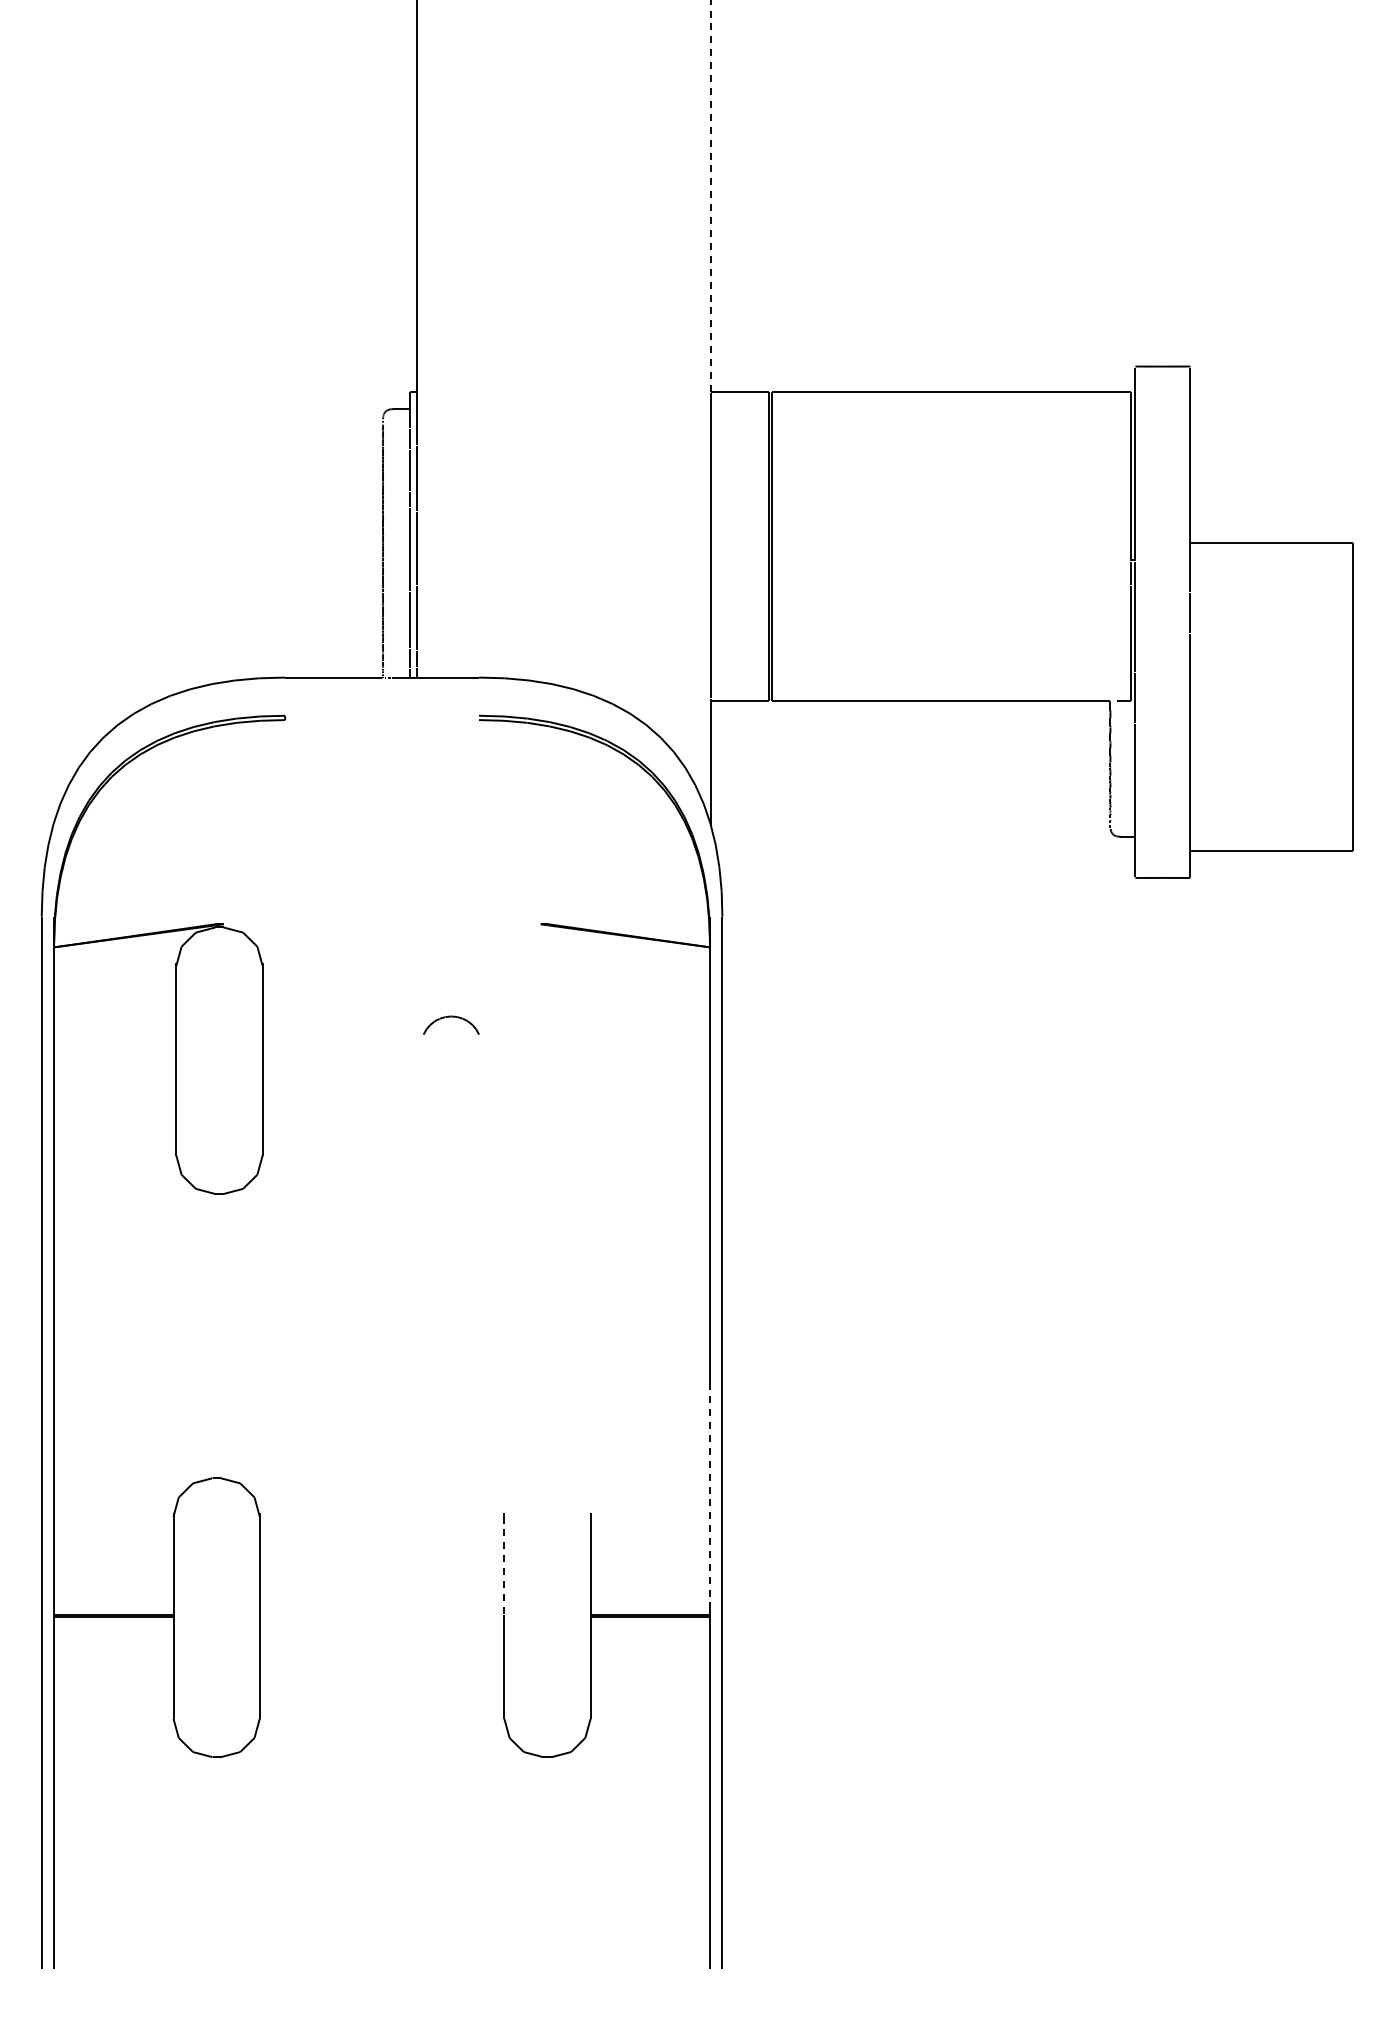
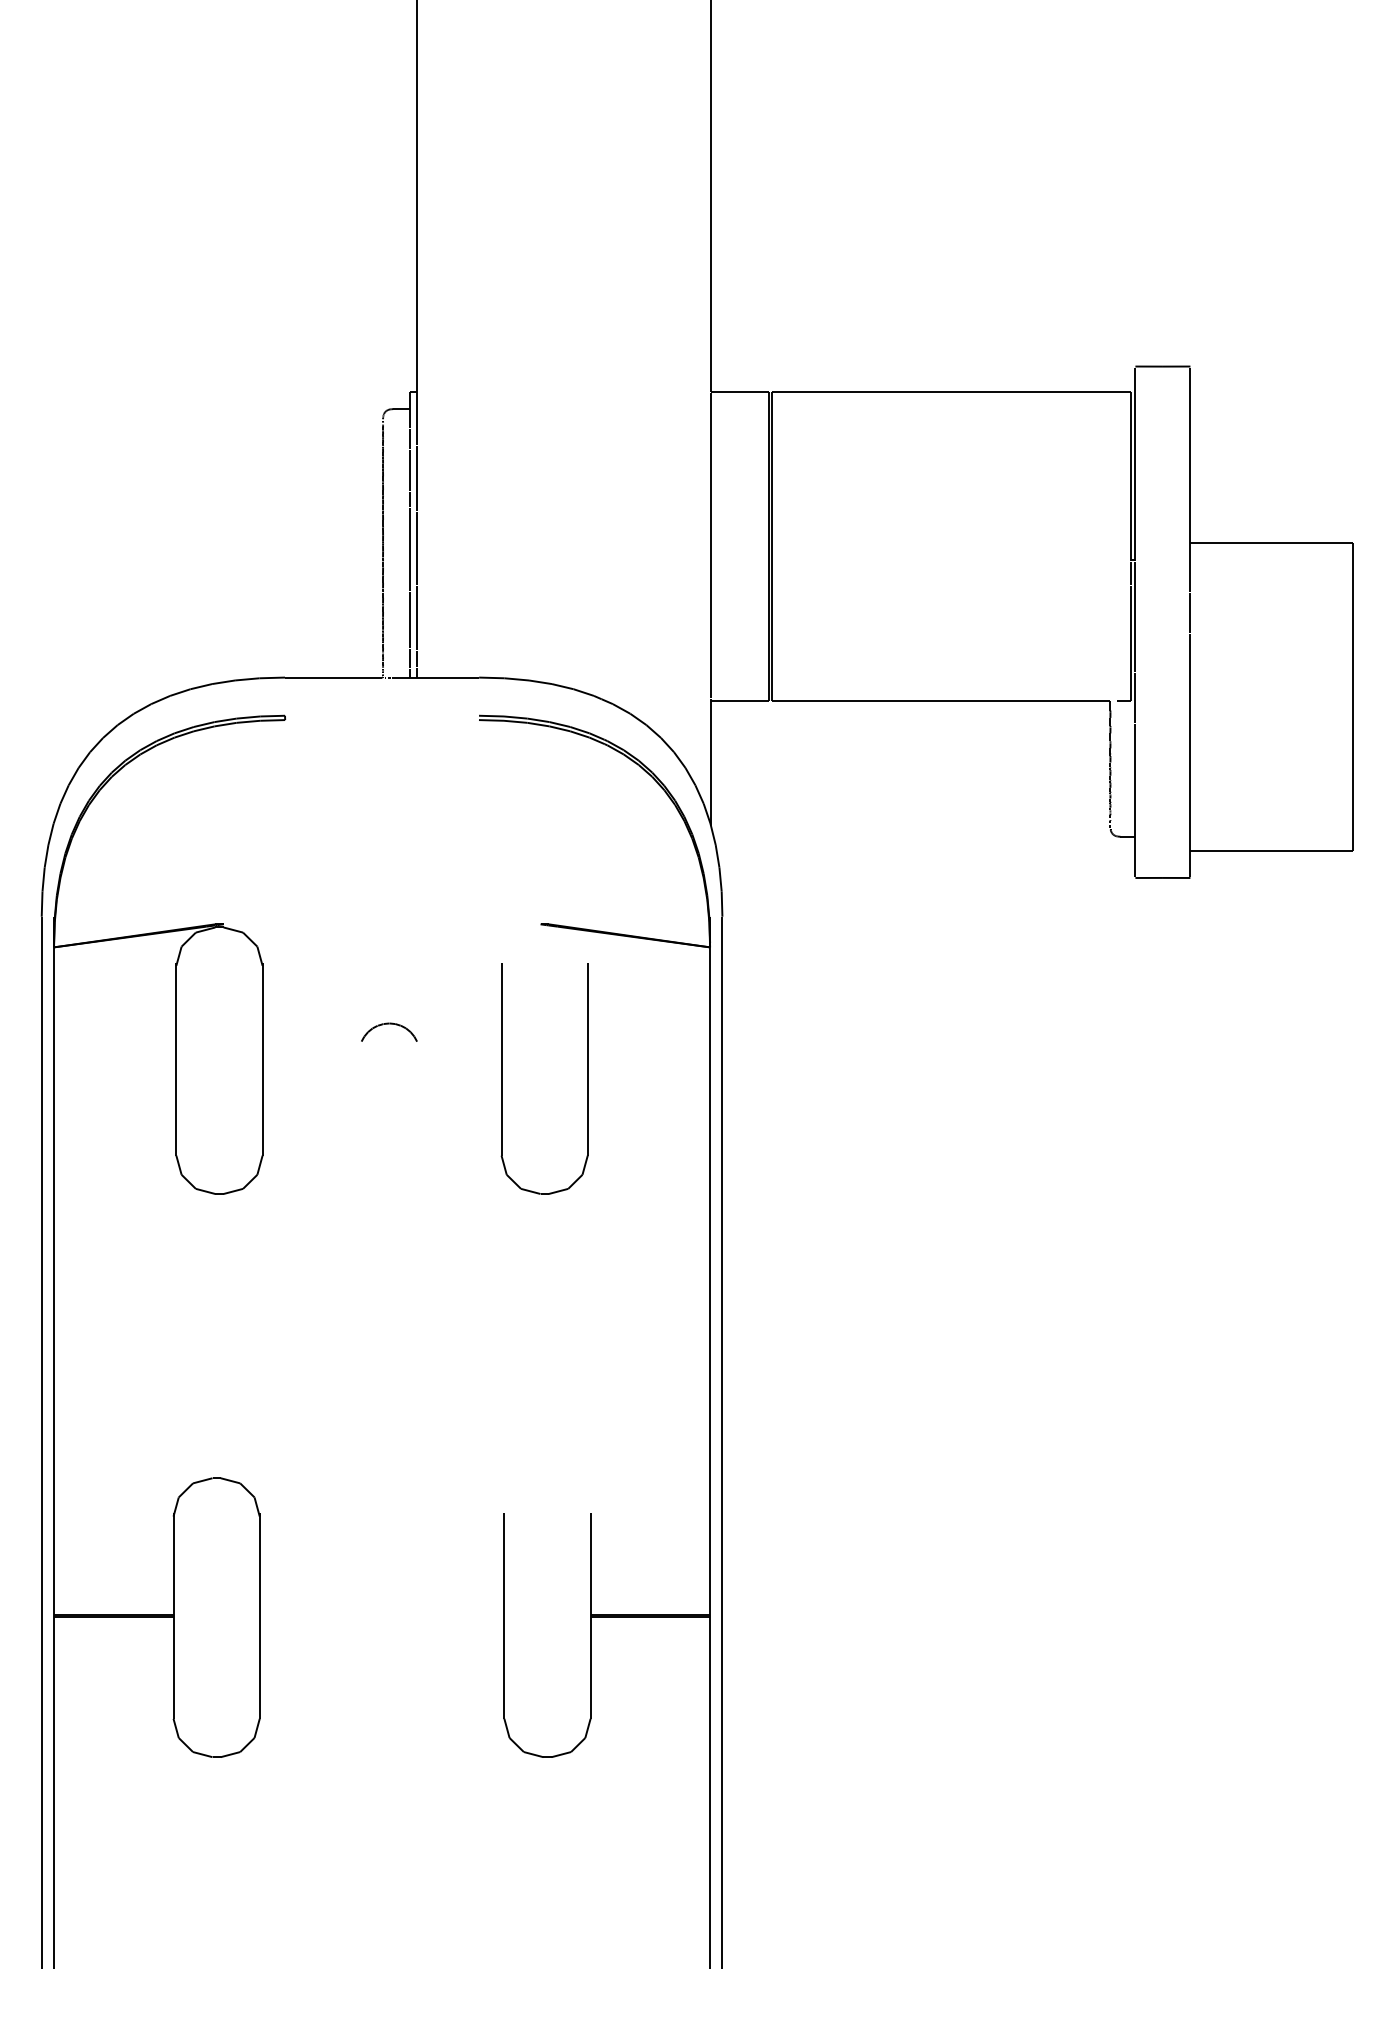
line: dashed -> solid (710, 196)
part position: (451, 1017) -> (389, 1024) (389, 1024)
part: none -> present (502, 1078)
line: dashed -> solid (710, 1492)
line: dashed -> solid (504, 1566)
